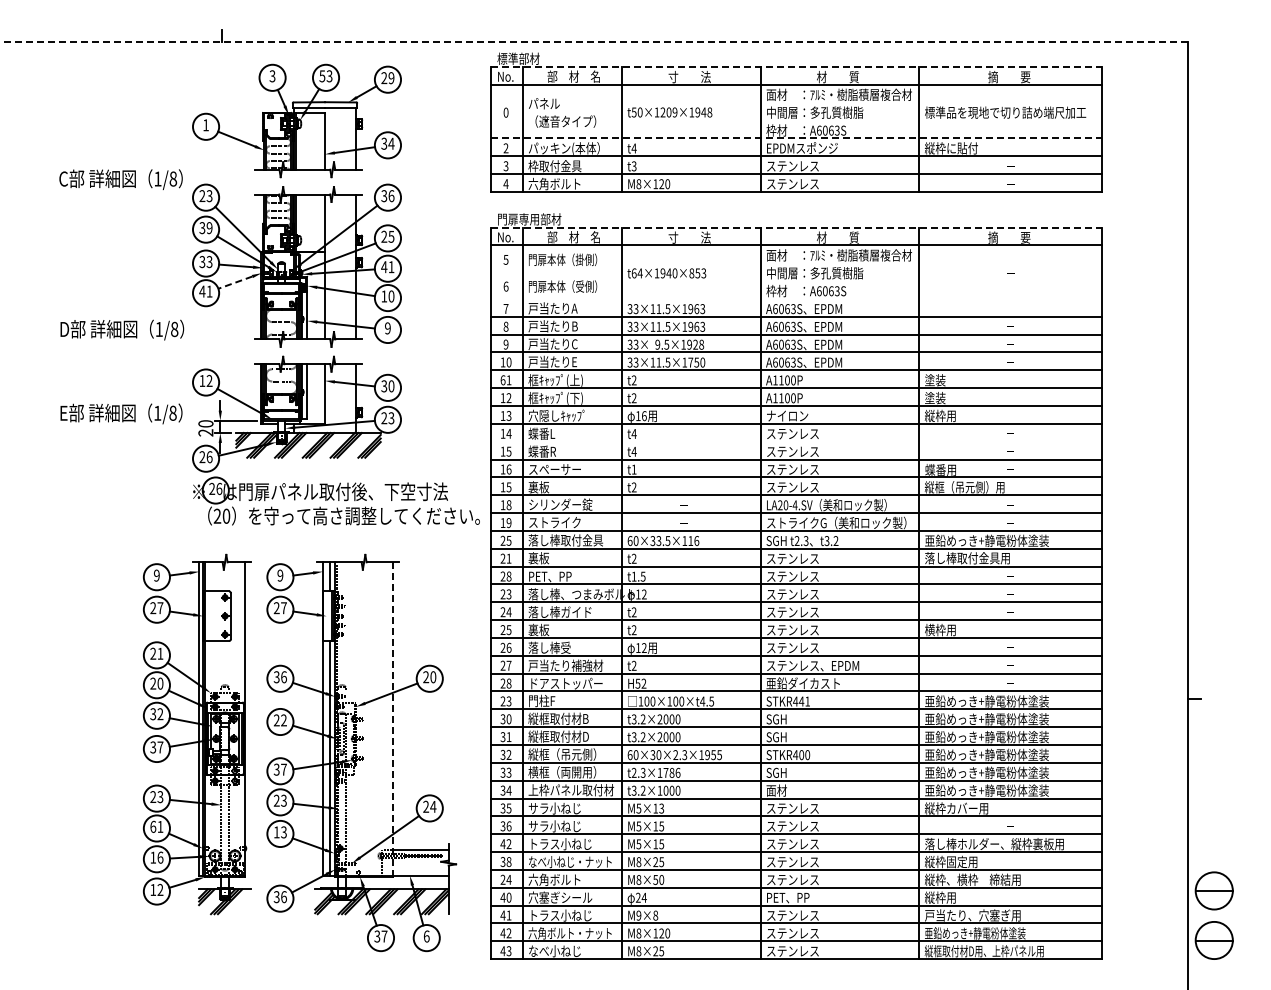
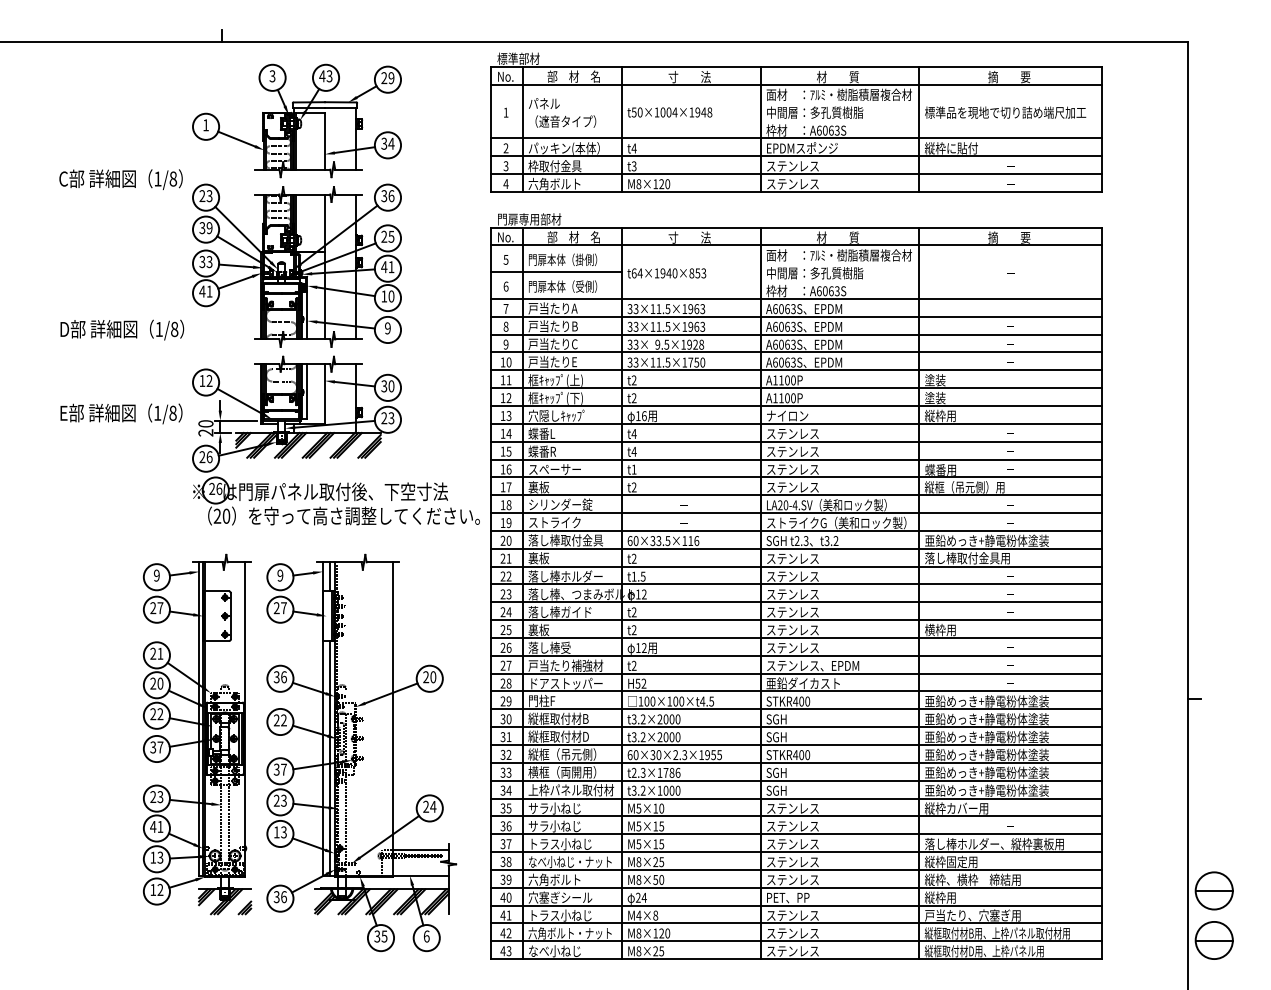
line: dashed -> solid (594, 42)
line: dashed -> solid (796, 67)
text: 53 -> 43 (322, 76)
text: 0 -> 1 (505, 112)
text: t50×1209×1948 -> t50×1004×1948 (668, 112)
line: dashed -> solid (796, 138)
line: dashed -> solid (796, 227)
line: none -> present (555, 272)
line: dashed -> solid (234, 282)
line: none -> present (795, 298)
text: 61 -> 11 (502, 380)
line: none -> present (795, 441)
text: 15 -> 17 (508, 487)
text: 25 -> 20 (508, 540)
text: 28 -> 22 (508, 576)
text: PET、PP -> 落し棒ホルダー (565, 576)
text: 23 -> 29 (508, 701)
text: STKR441 -> STKR400 (804, 701)
text: 32 -> 22 (153, 714)
line: dashed -> solid (392, 719)
text: 面材 -> SGH (776, 790)
text: M5×13 -> M5×10 (661, 808)
text: 61 -> 41 (153, 826)
text: 42 -> 37 (505, 844)
text: 16 -> 13 (160, 857)
text: 24 -> 39 (505, 879)
part: none -> present (244, 907)
text: M9×8 -> M4×8 (638, 915)
text: 亜鉛めっき+静電粉体塗装 -> 縦框取付材B用、上枠パネル取付材用 (996, 933)
text: 37 -> 35 (384, 936)
